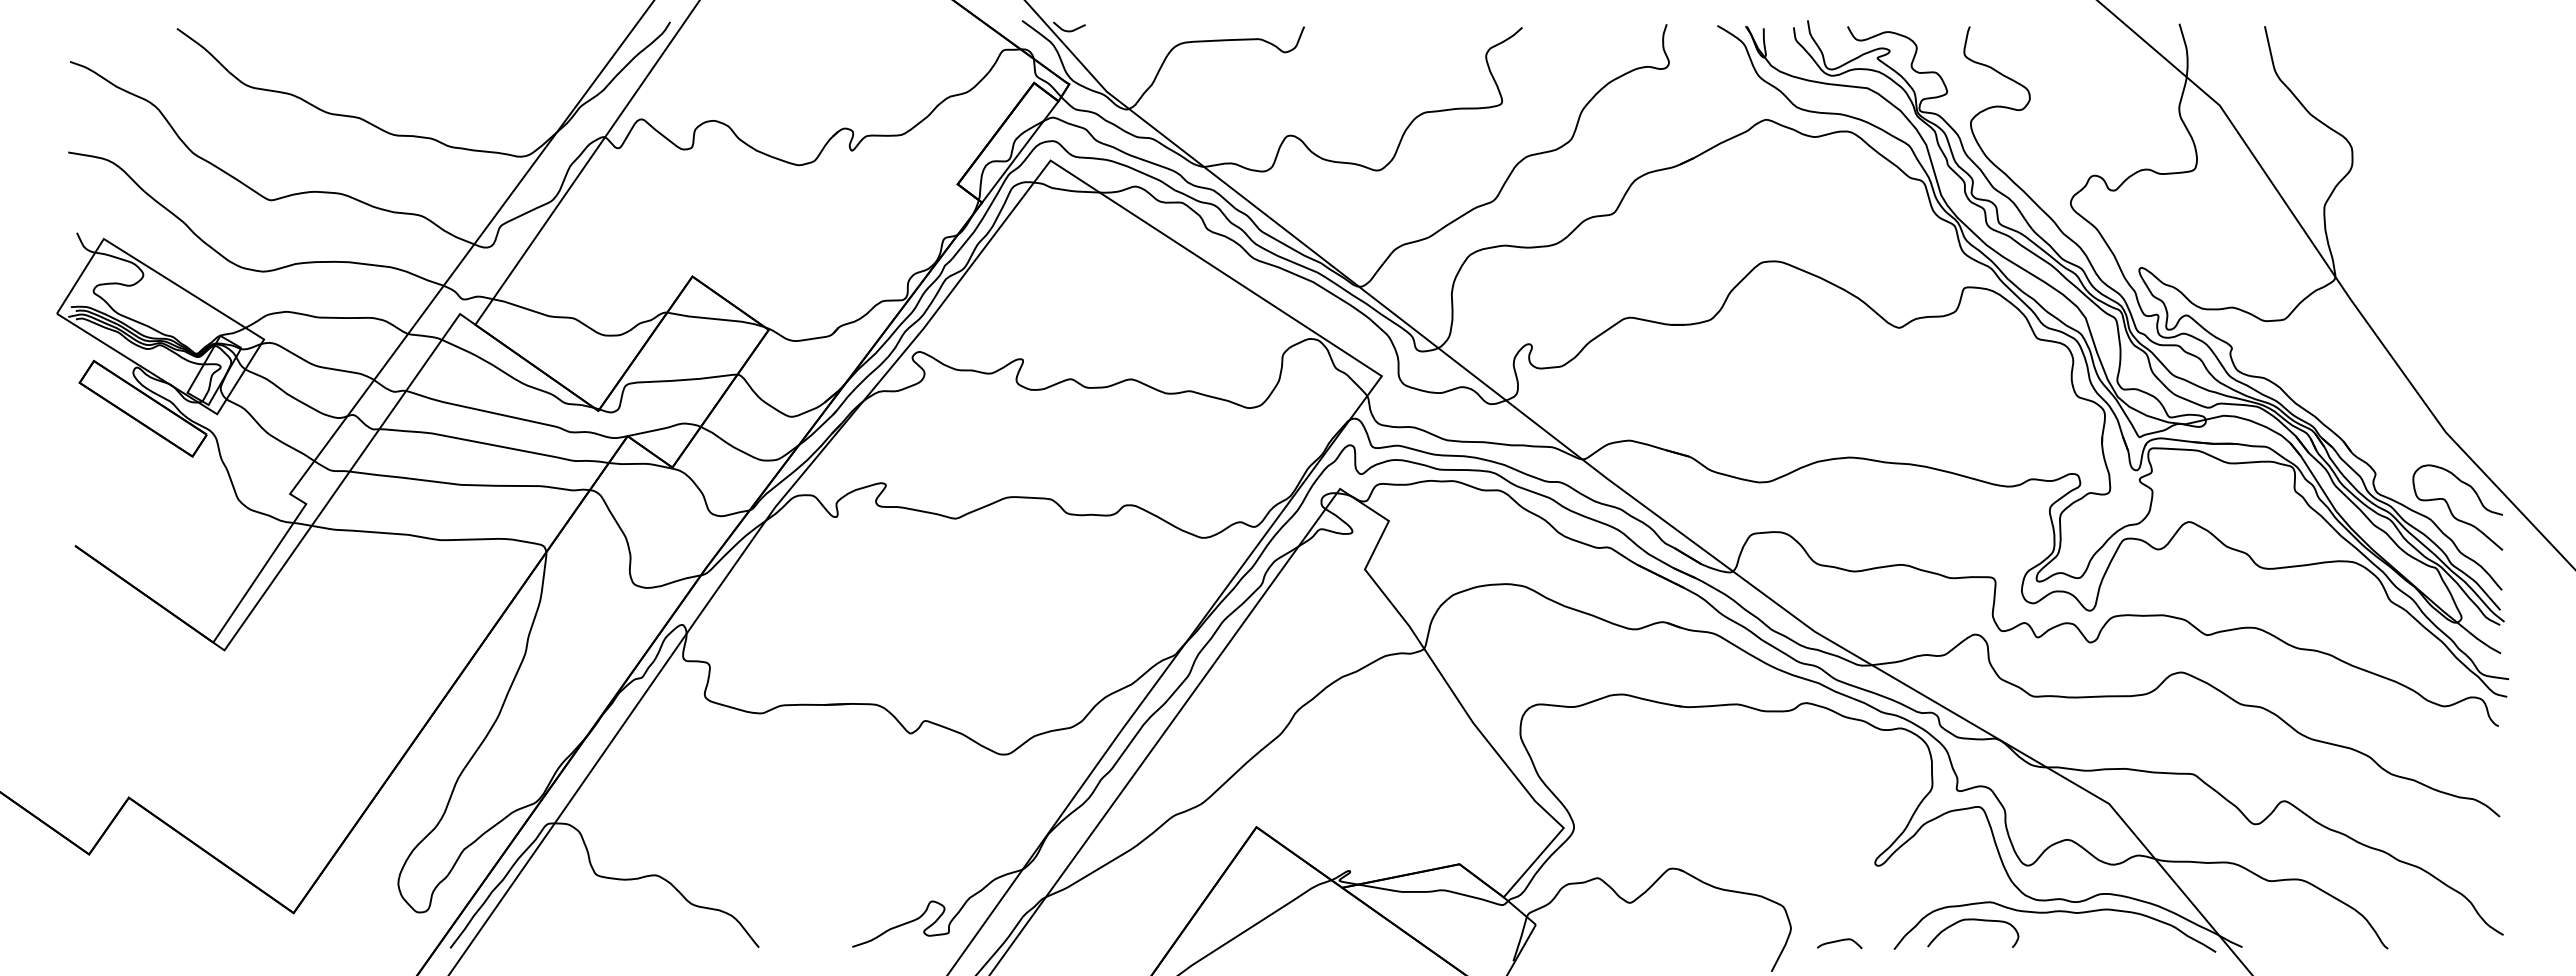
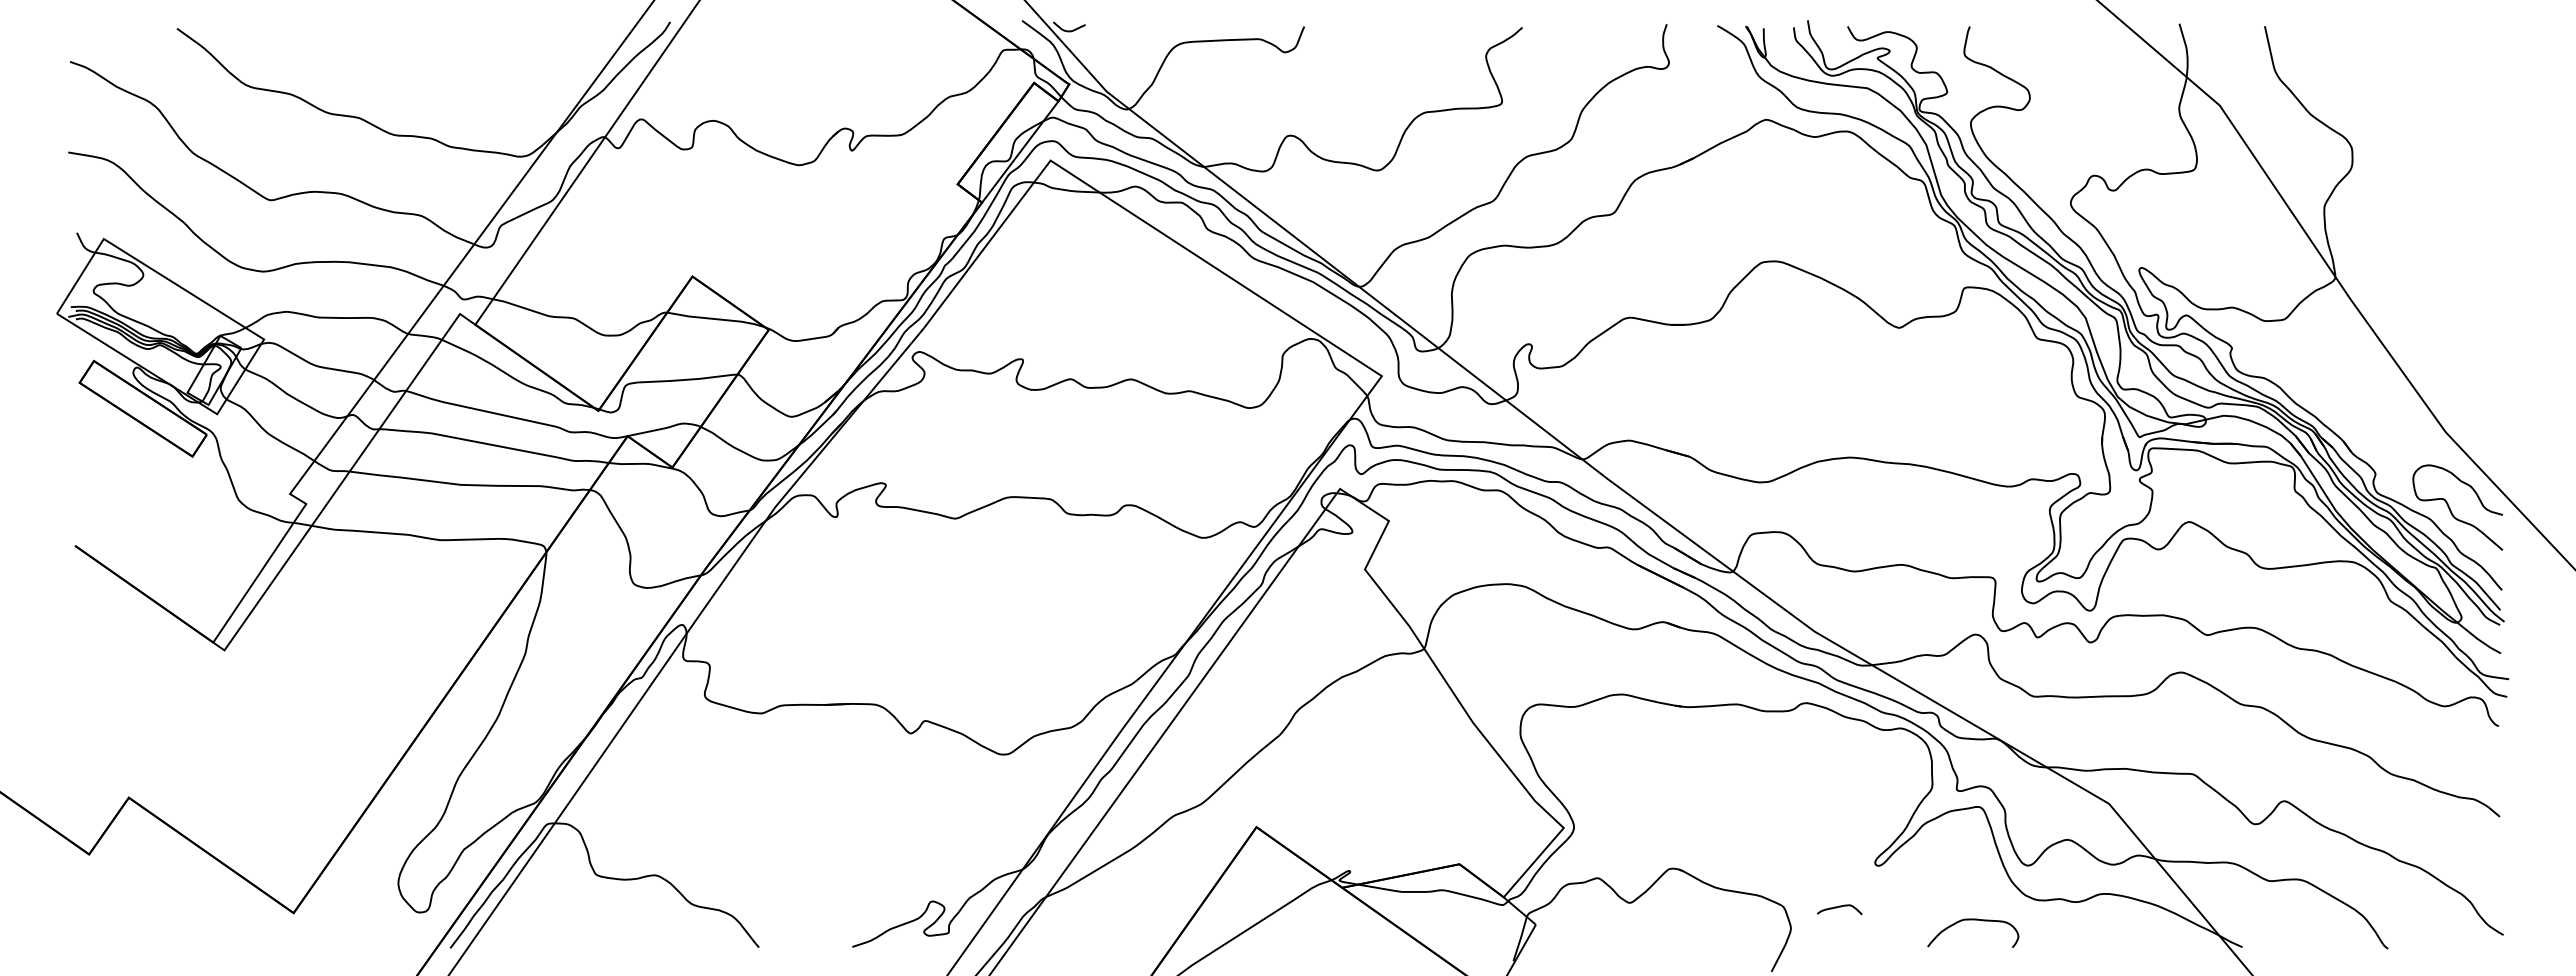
curve: present -> none (2049, 913)
curve position: (1839, 941) -> (1839, 907) (1839, 907)
